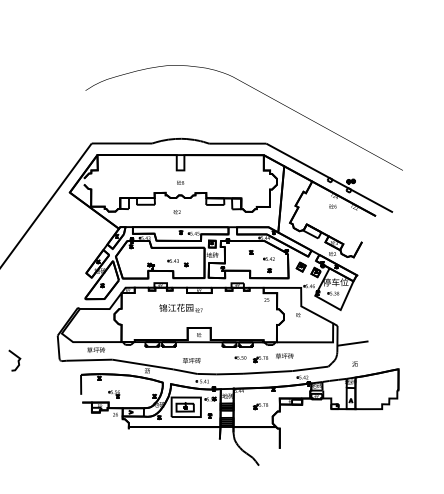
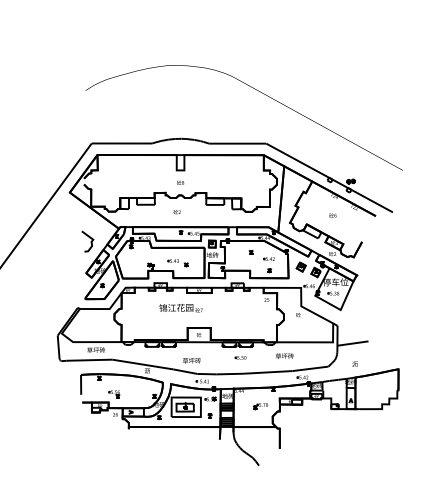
text position: (332, 206) -> (332, 215) (332, 215)
part: present -> none (259, 359)
curve position: (17, 360) -> (90, 241) (90, 241)
